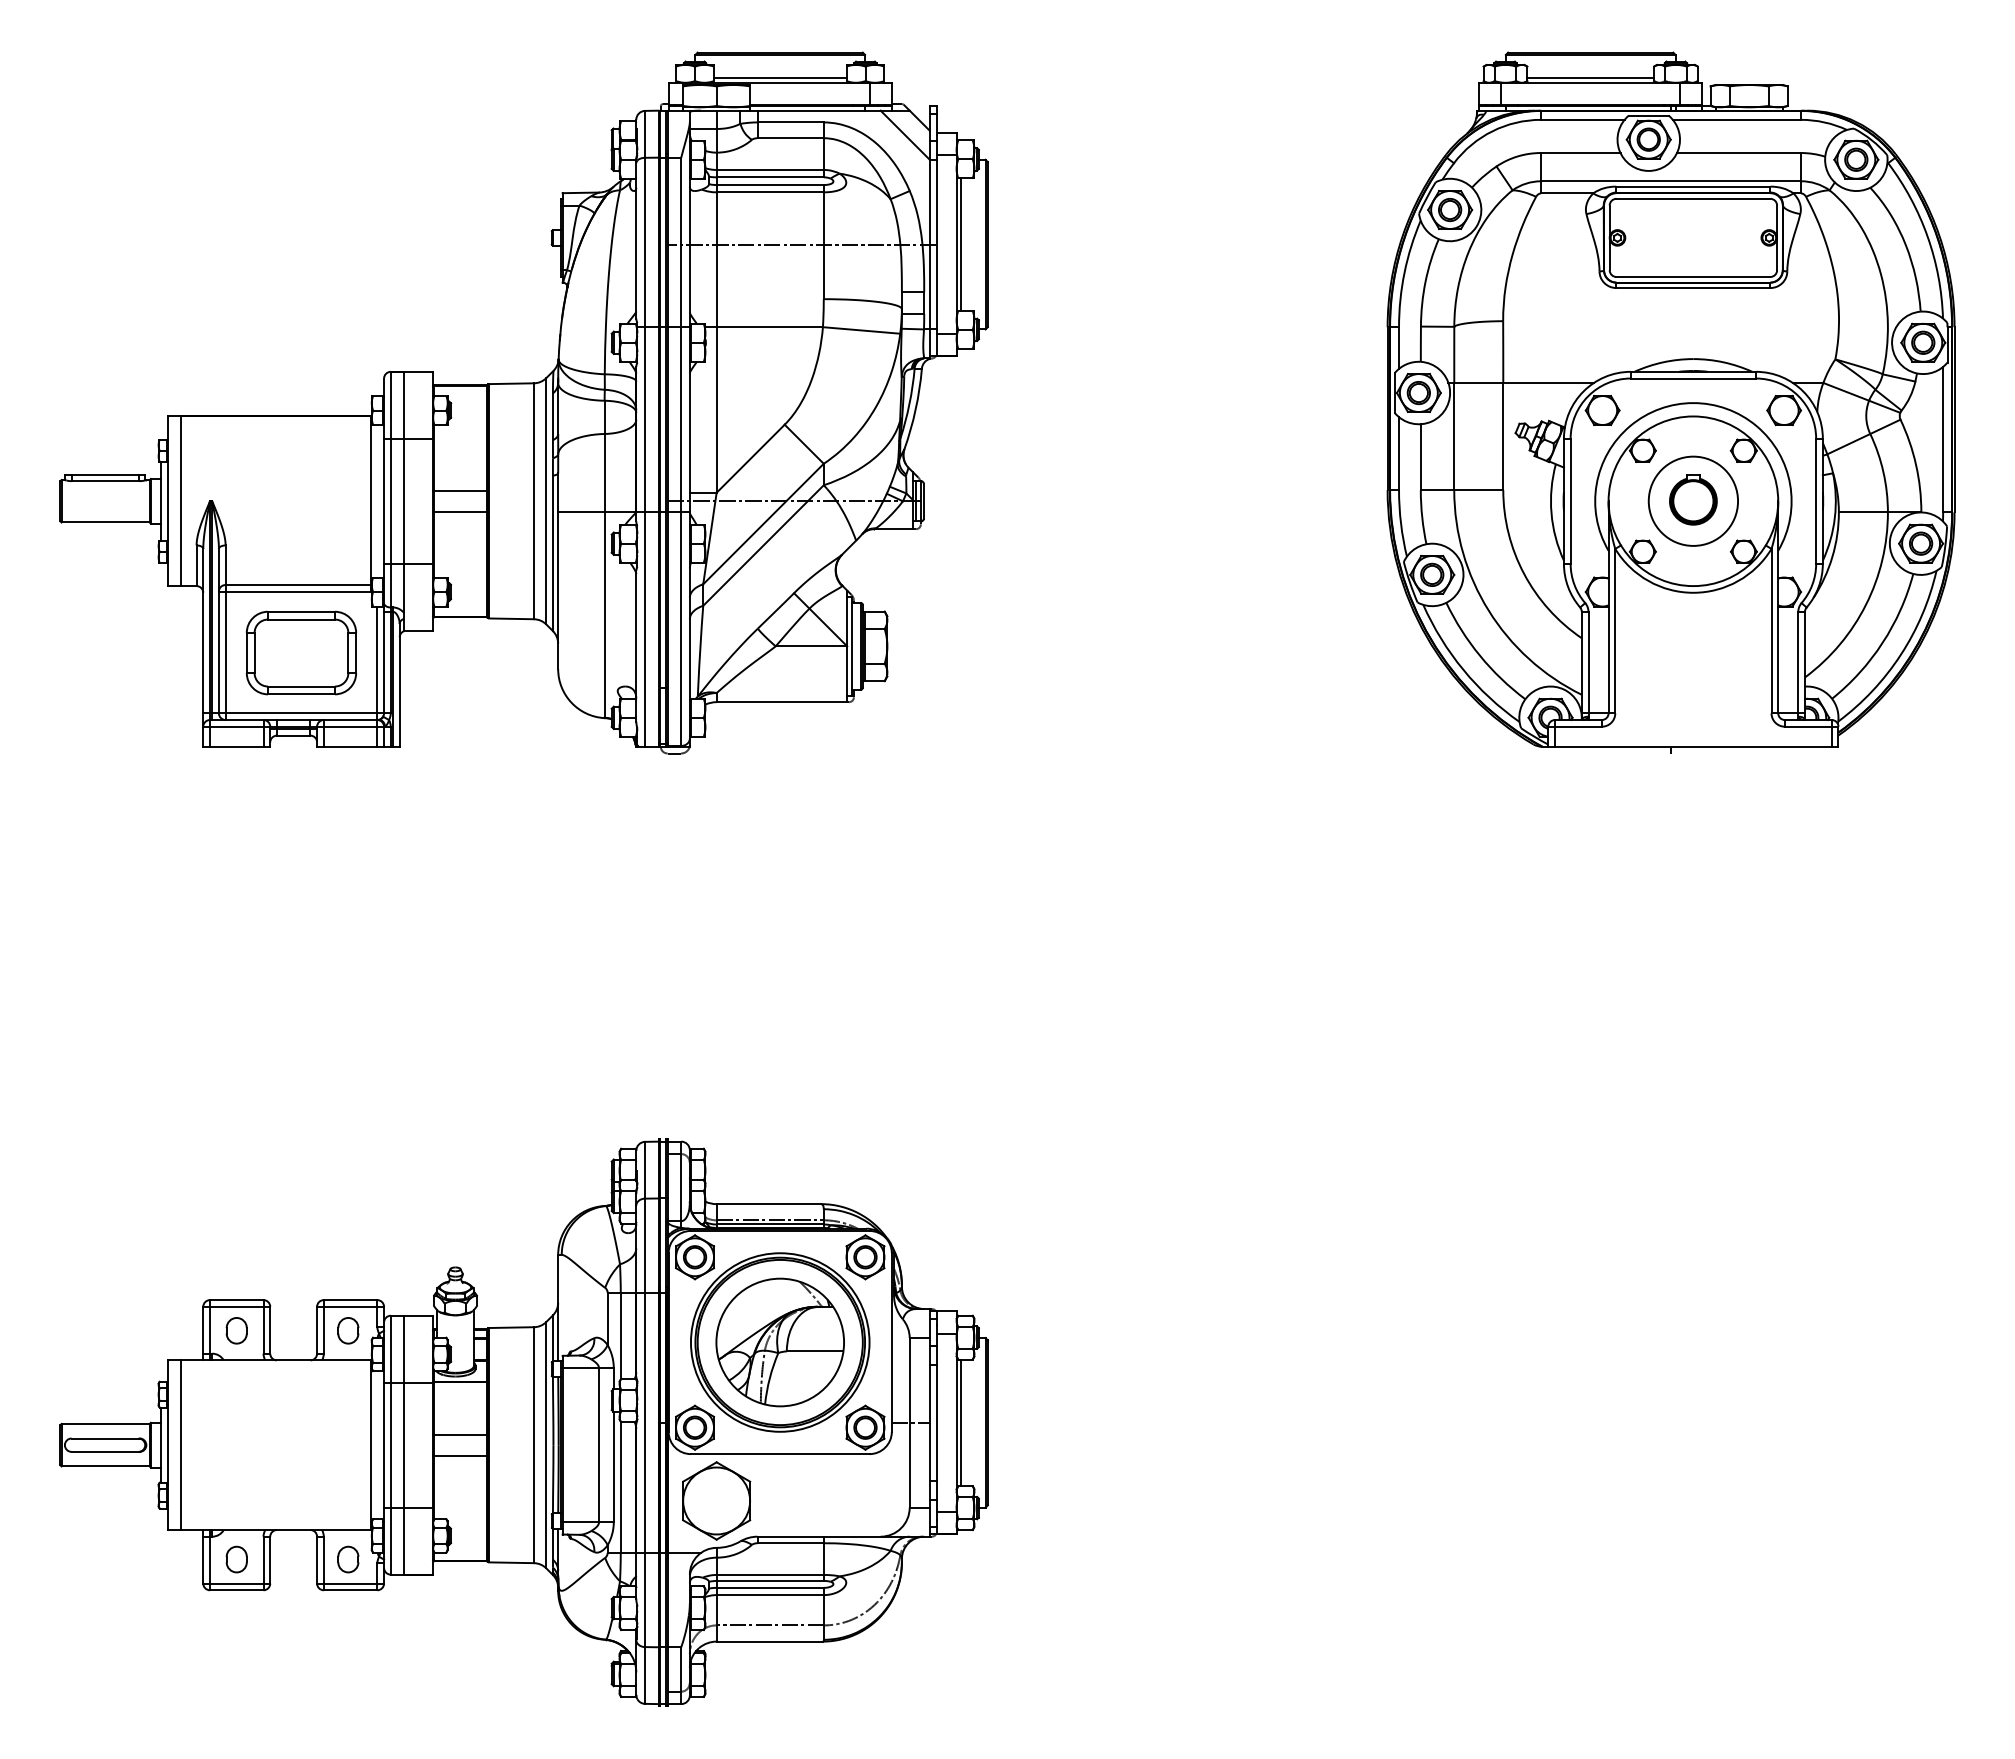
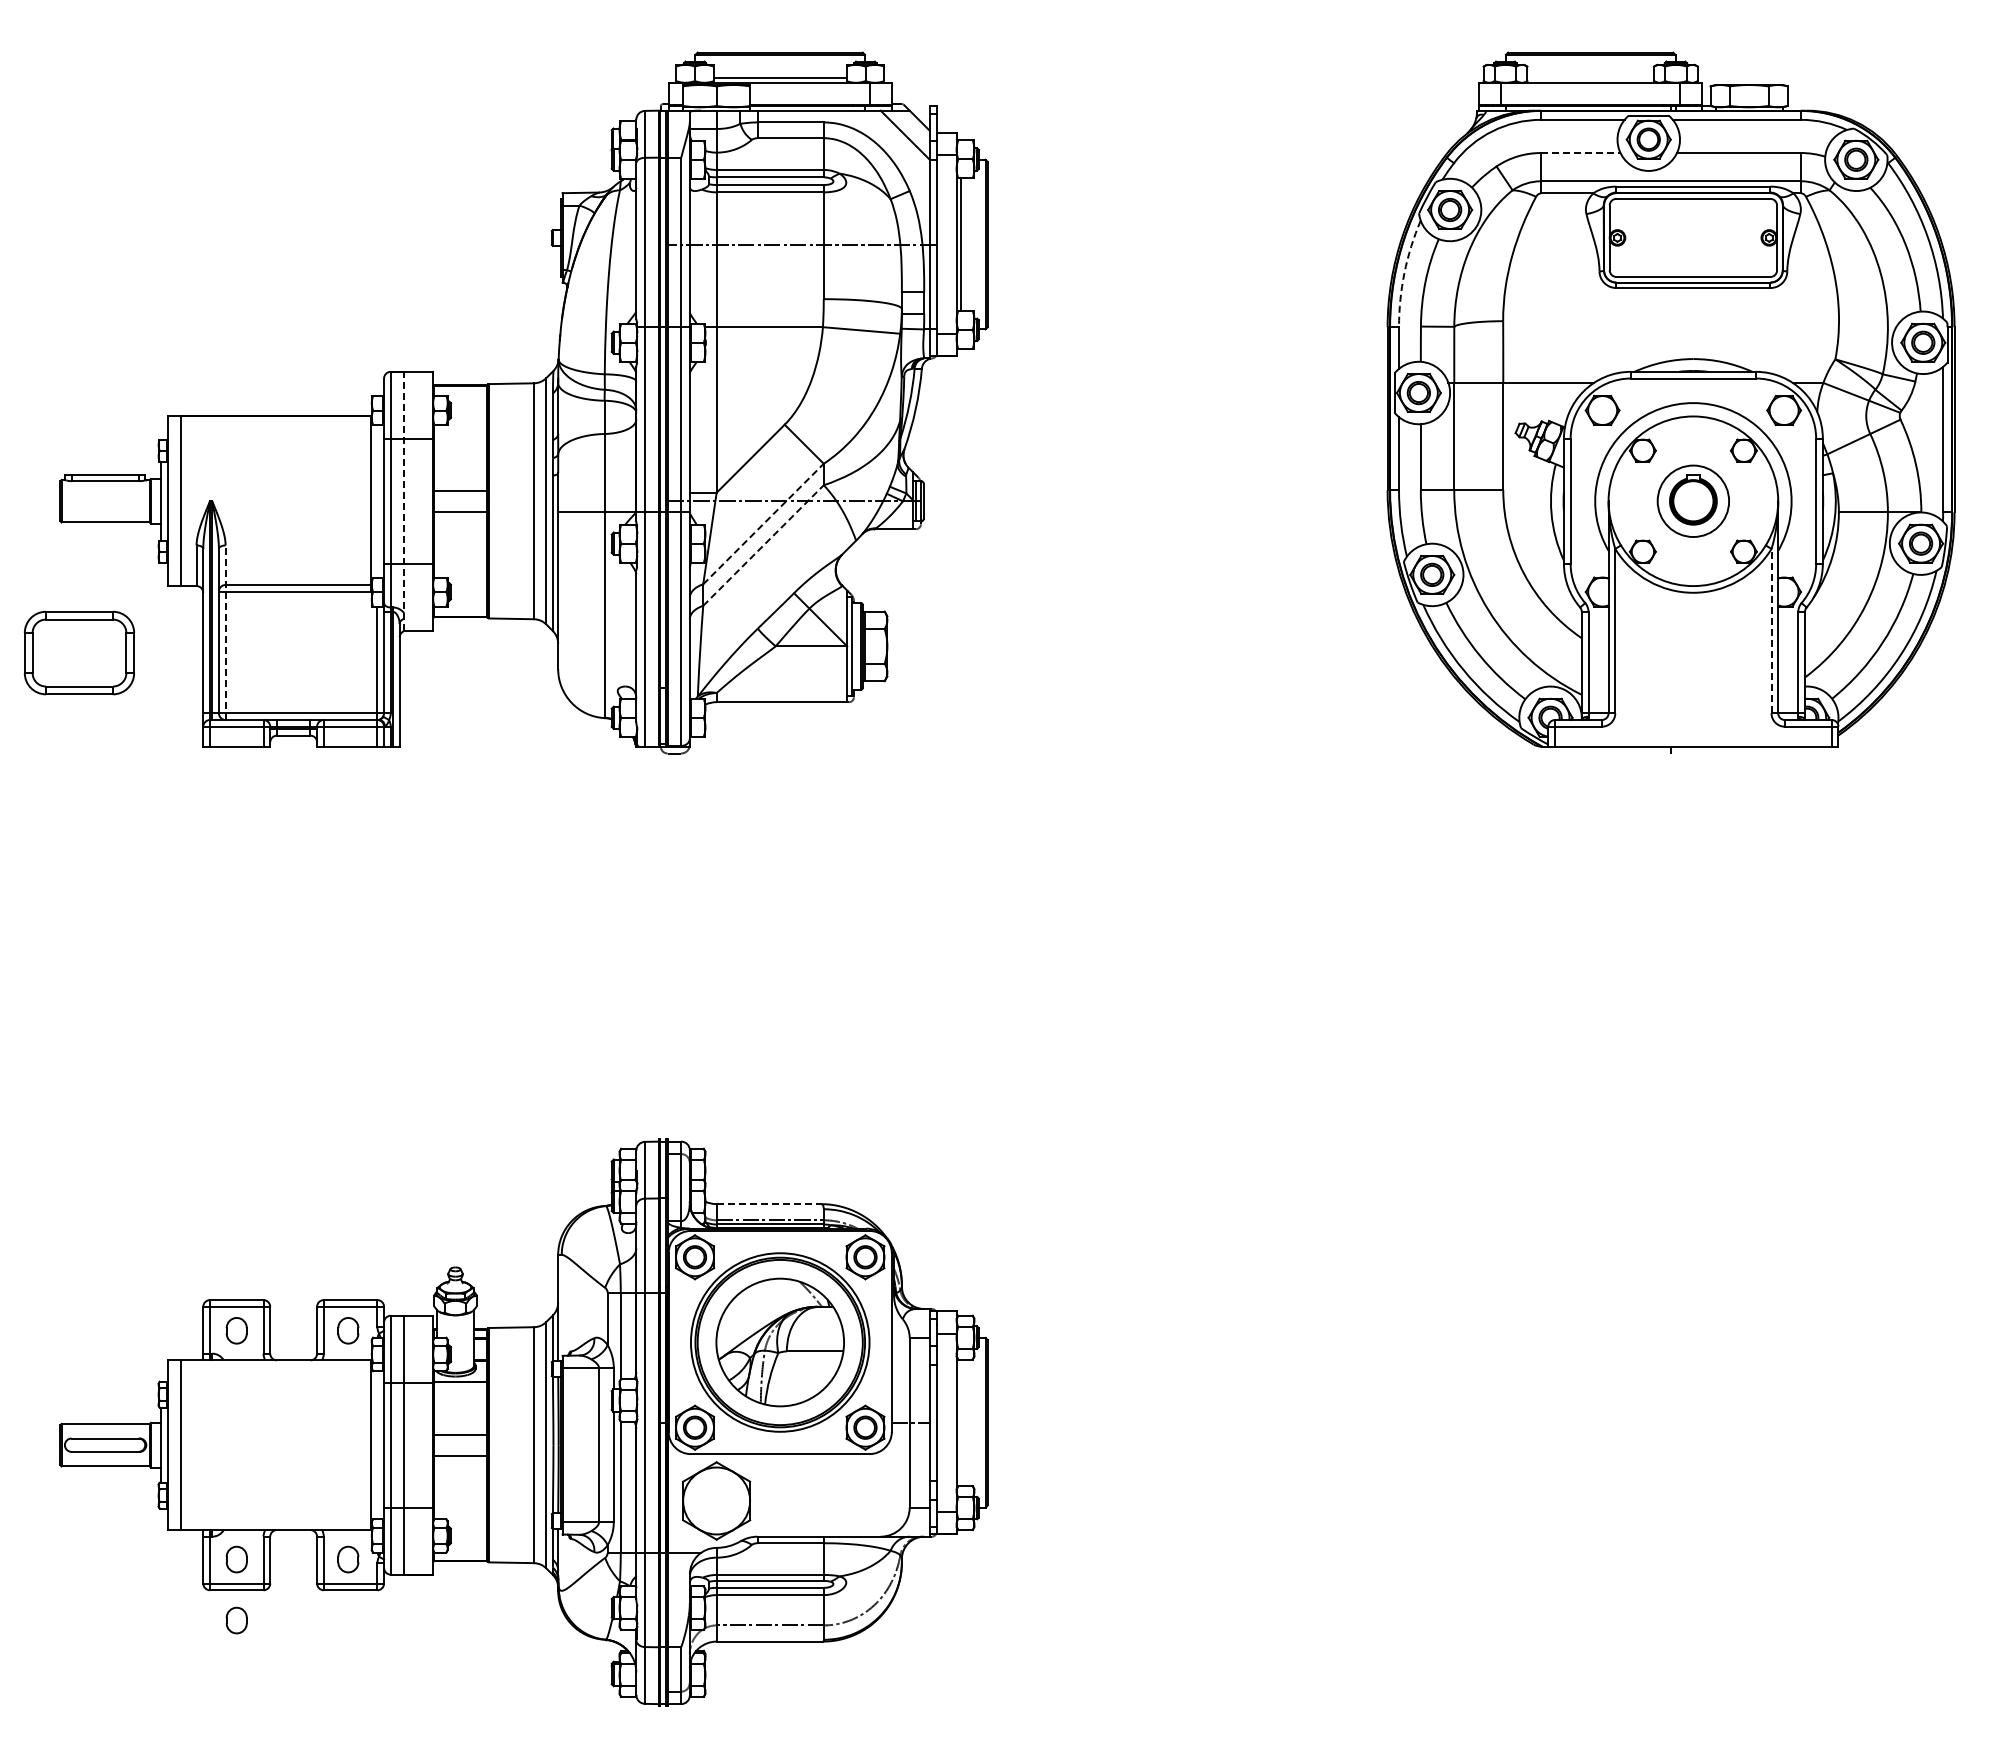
line: present -> none (1590, 78)
line: solid -> dashed (1580, 153)
arc: solid -> dashed (1404, 272)
circle diameter: 89 px -> 71 px (1693, 501)
line: solid -> dashed (404, 501)
line: solid -> dashed (763, 523)
line: solid -> dashed (763, 545)
line: solid -> dashed (1771, 630)
line: solid -> dashed (225, 632)
part position: (300, 652) -> (78, 652) (78, 652)
line: solid -> dashed (769, 1204)
line: present -> none (961, 1422)
part: none -> present (236, 1620)
